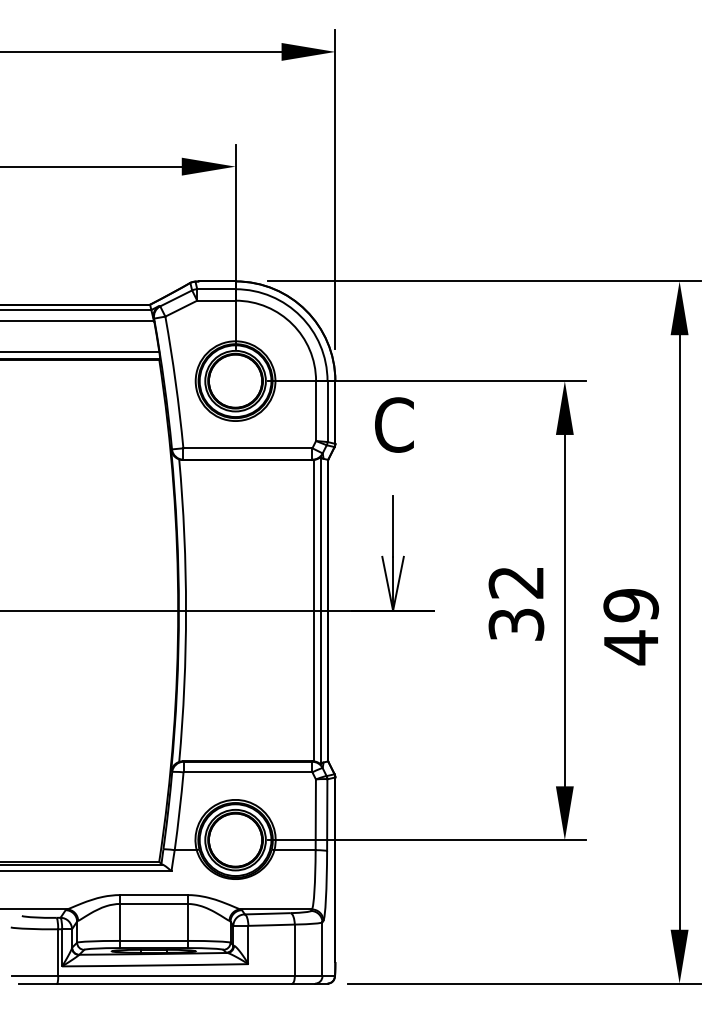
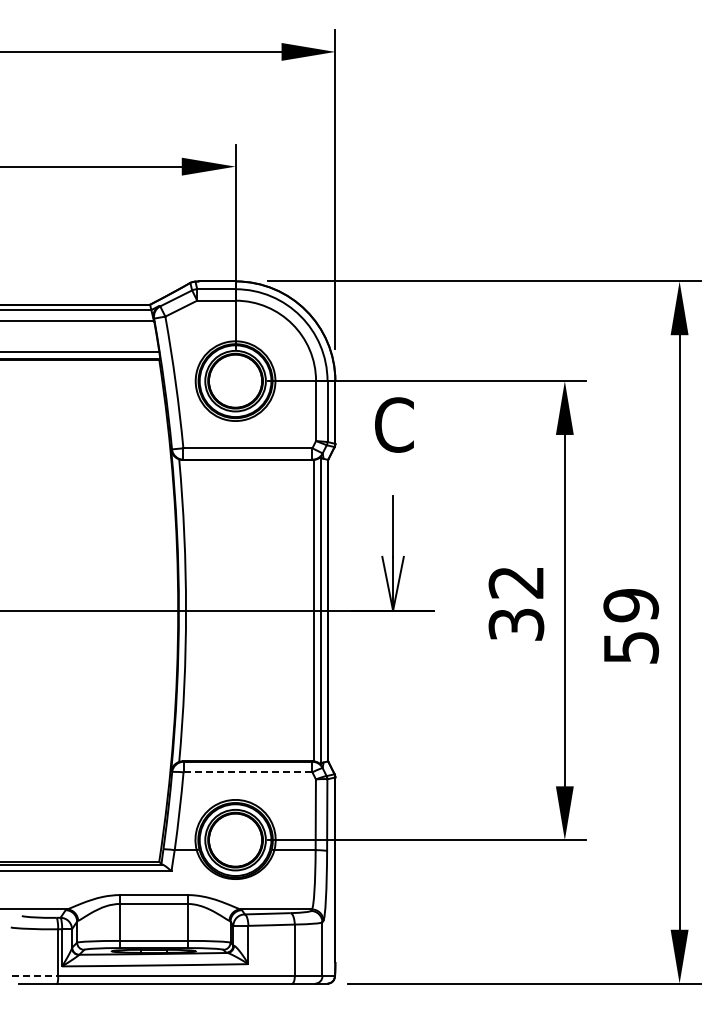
text: 49 -> 59 (631, 647)
line: solid -> dashed (248, 772)
line: solid -> dashed (35, 976)
